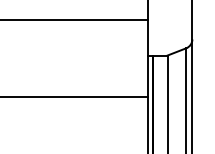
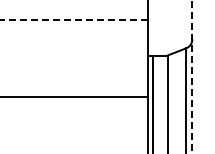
line: solid -> dashed (74, 19)
line: solid -> dashed (192, 77)
